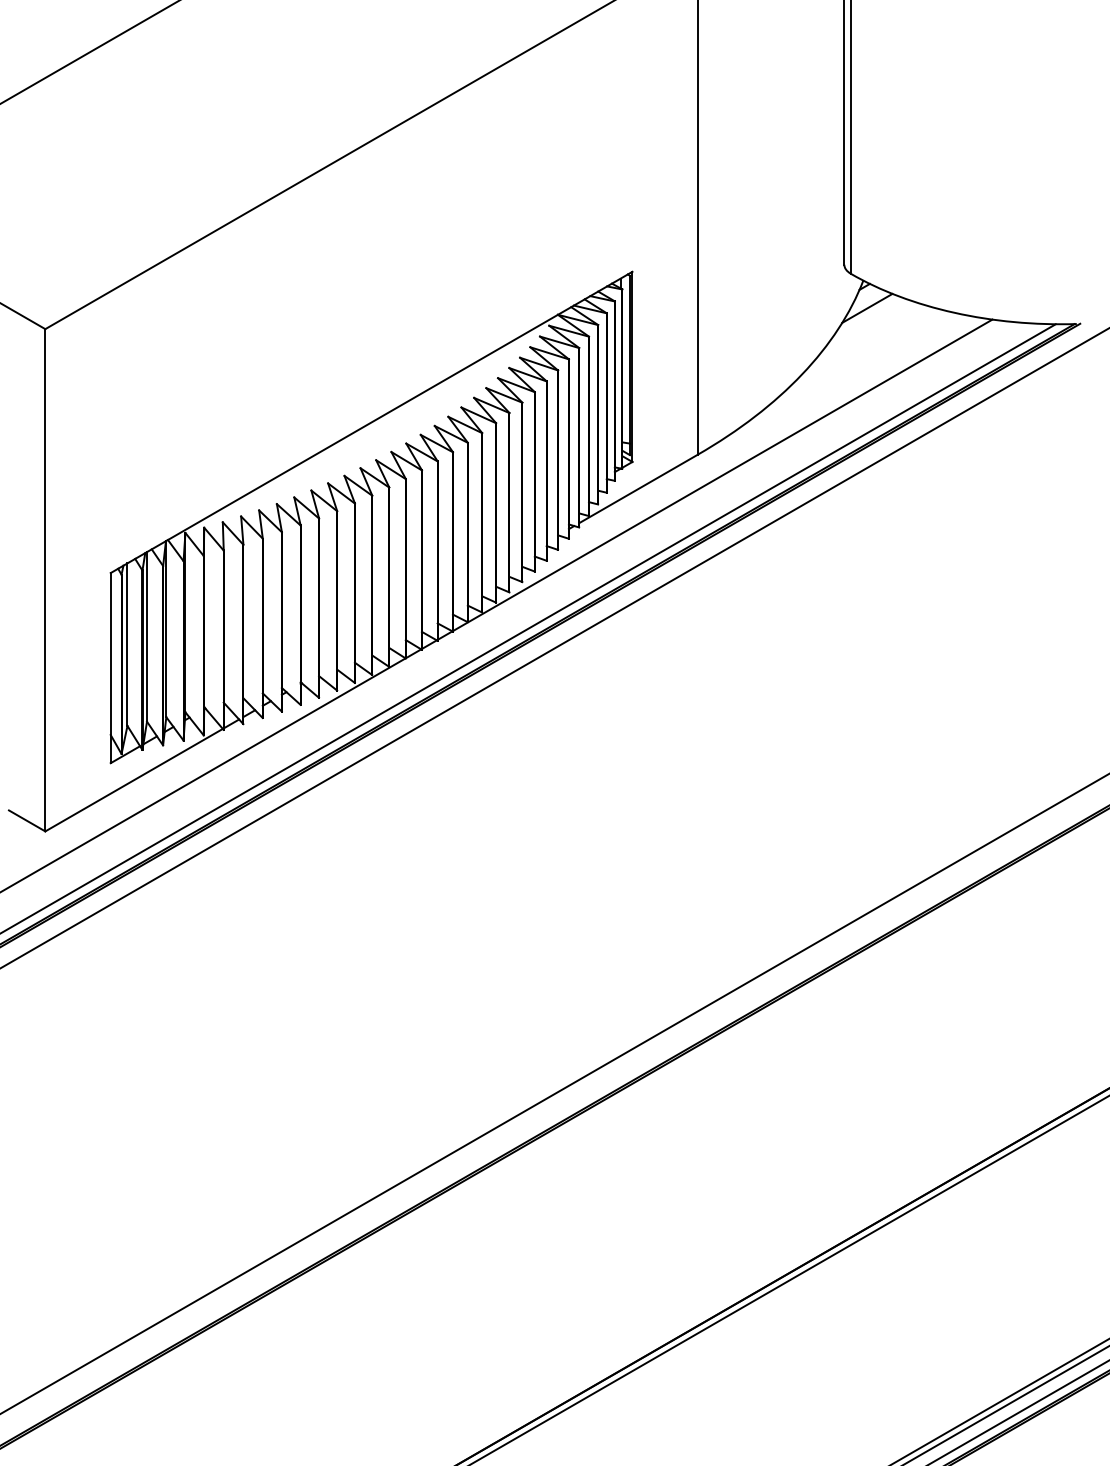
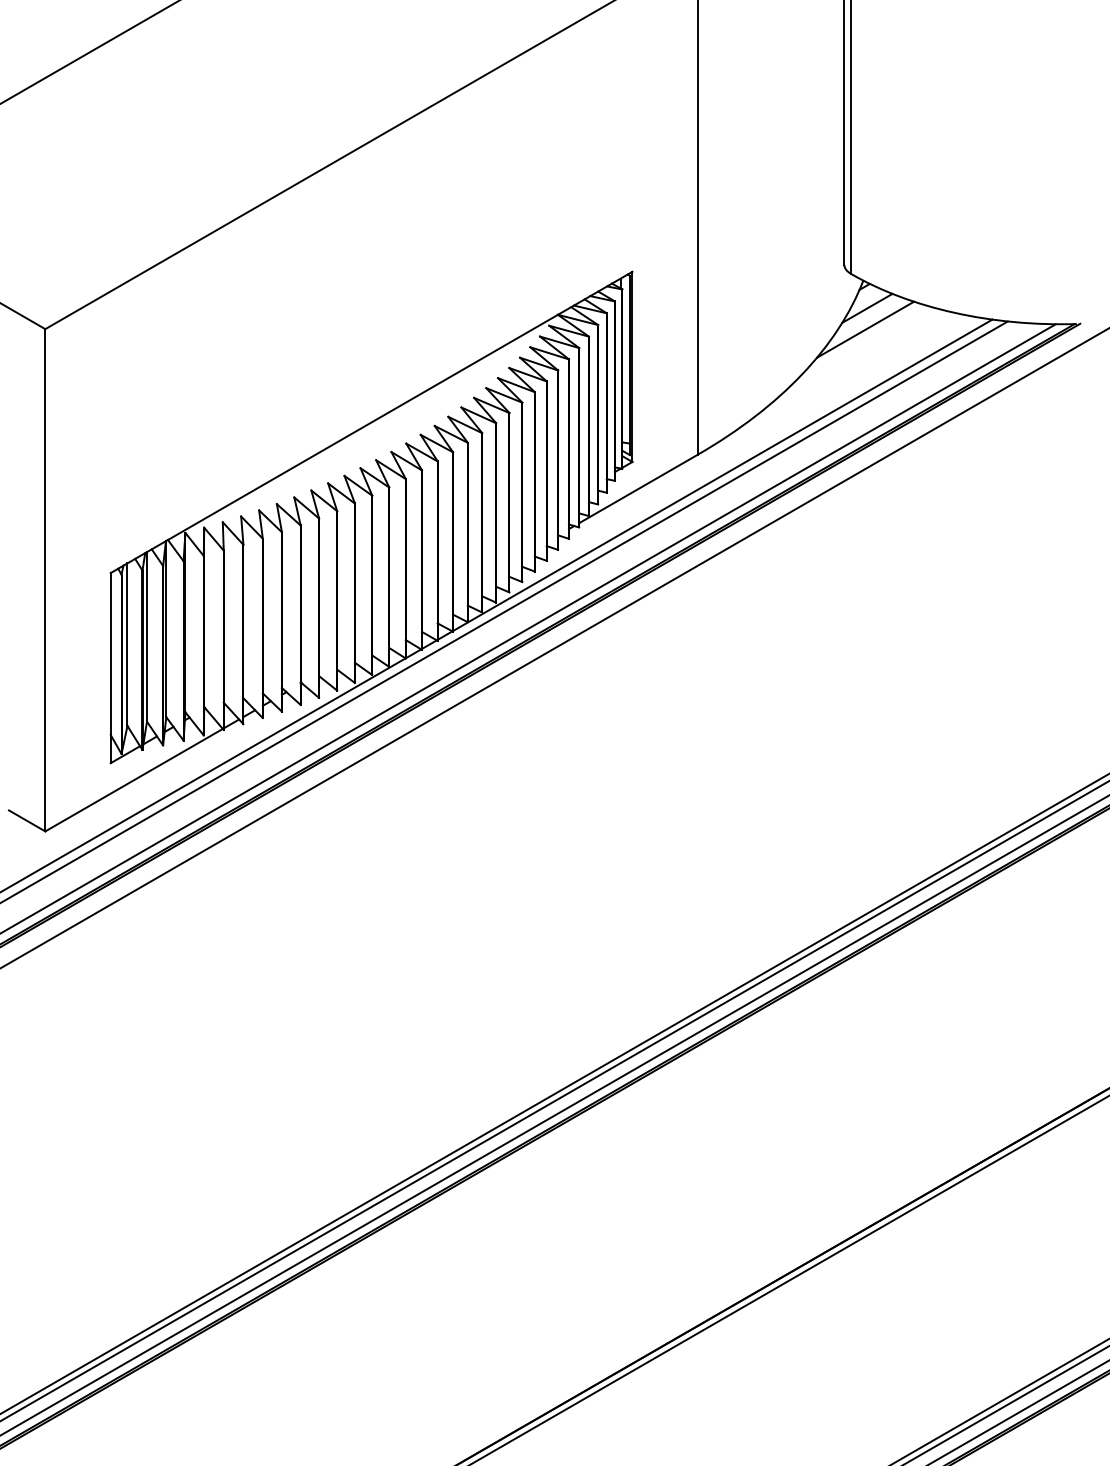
line: none -> present (865, 329)
line: none -> present (504, 611)
line: none -> present (554, 1101)
line: none -> present (554, 1115)
